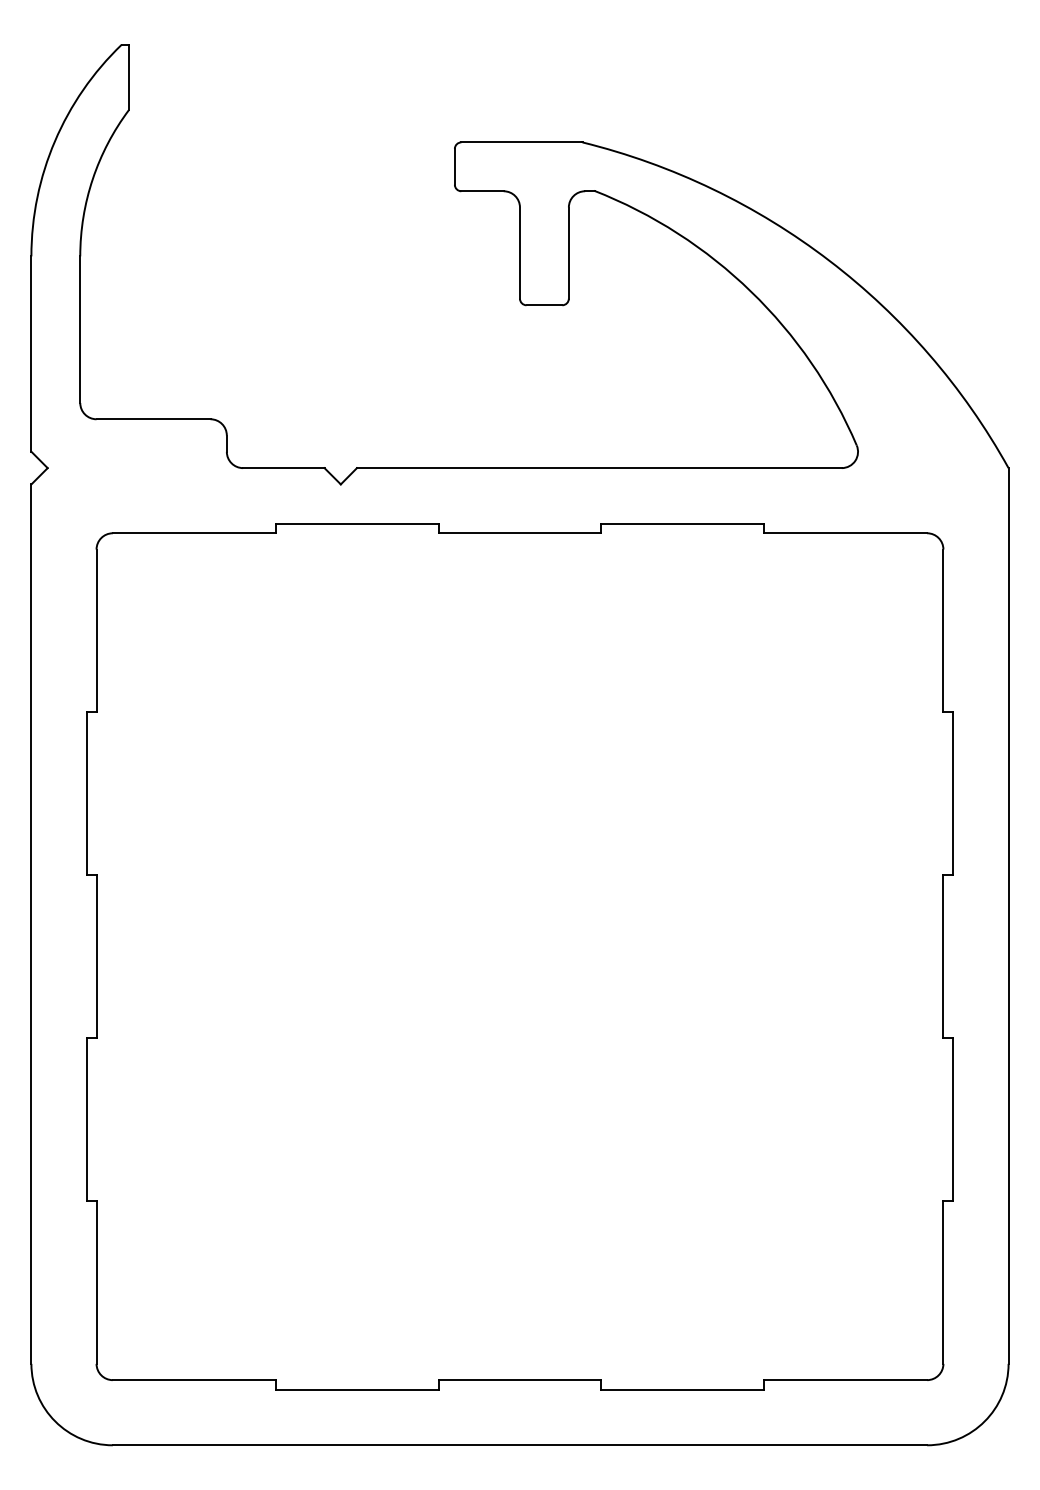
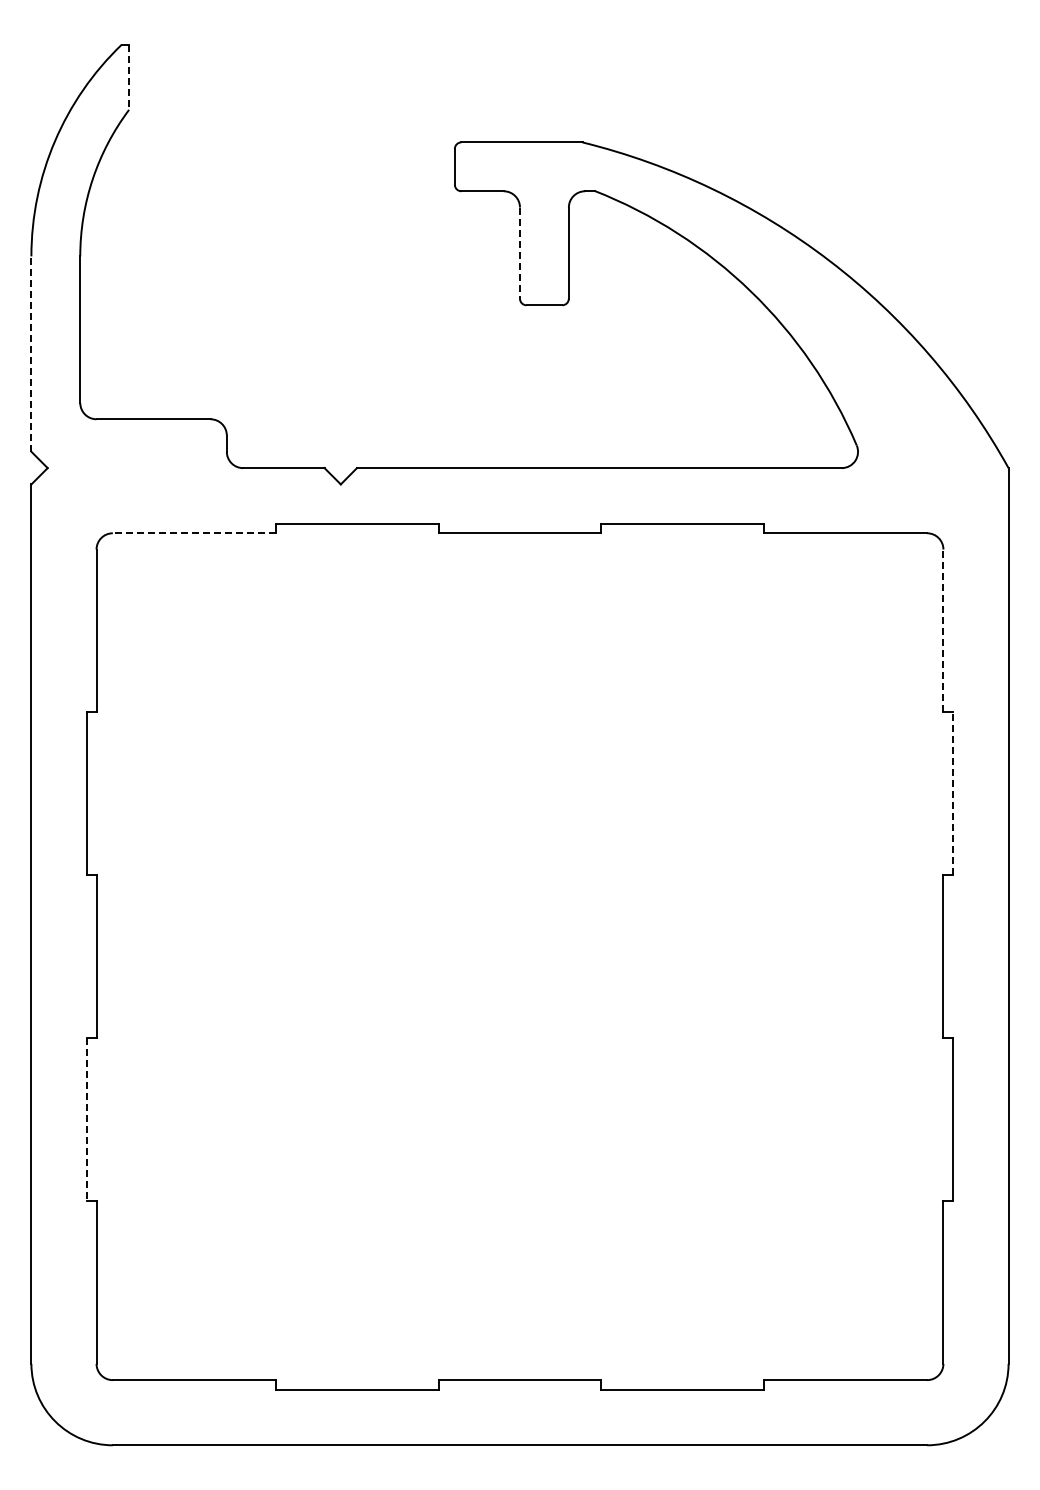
line: solid -> dashed (129, 77)
line: solid -> dashed (520, 253)
line: solid -> dashed (31, 354)
line: solid -> dashed (193, 533)
line: solid -> dashed (943, 630)
line: solid -> dashed (953, 793)
line: solid -> dashed (86, 1120)
